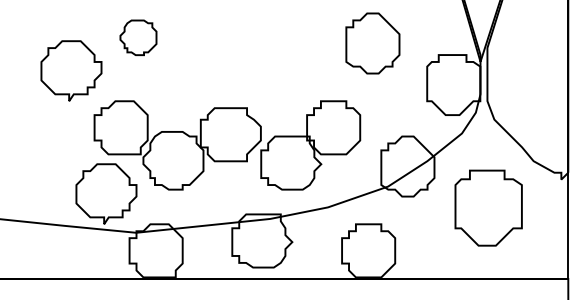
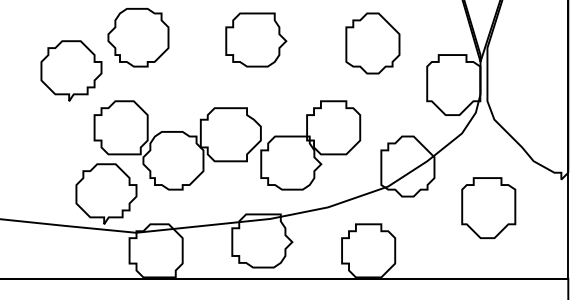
part size: 39x37 px -> 63x60 px (138, 37)
part: none -> present (256, 39)
part size: 69x78 px -> 56x62 px (488, 207)
